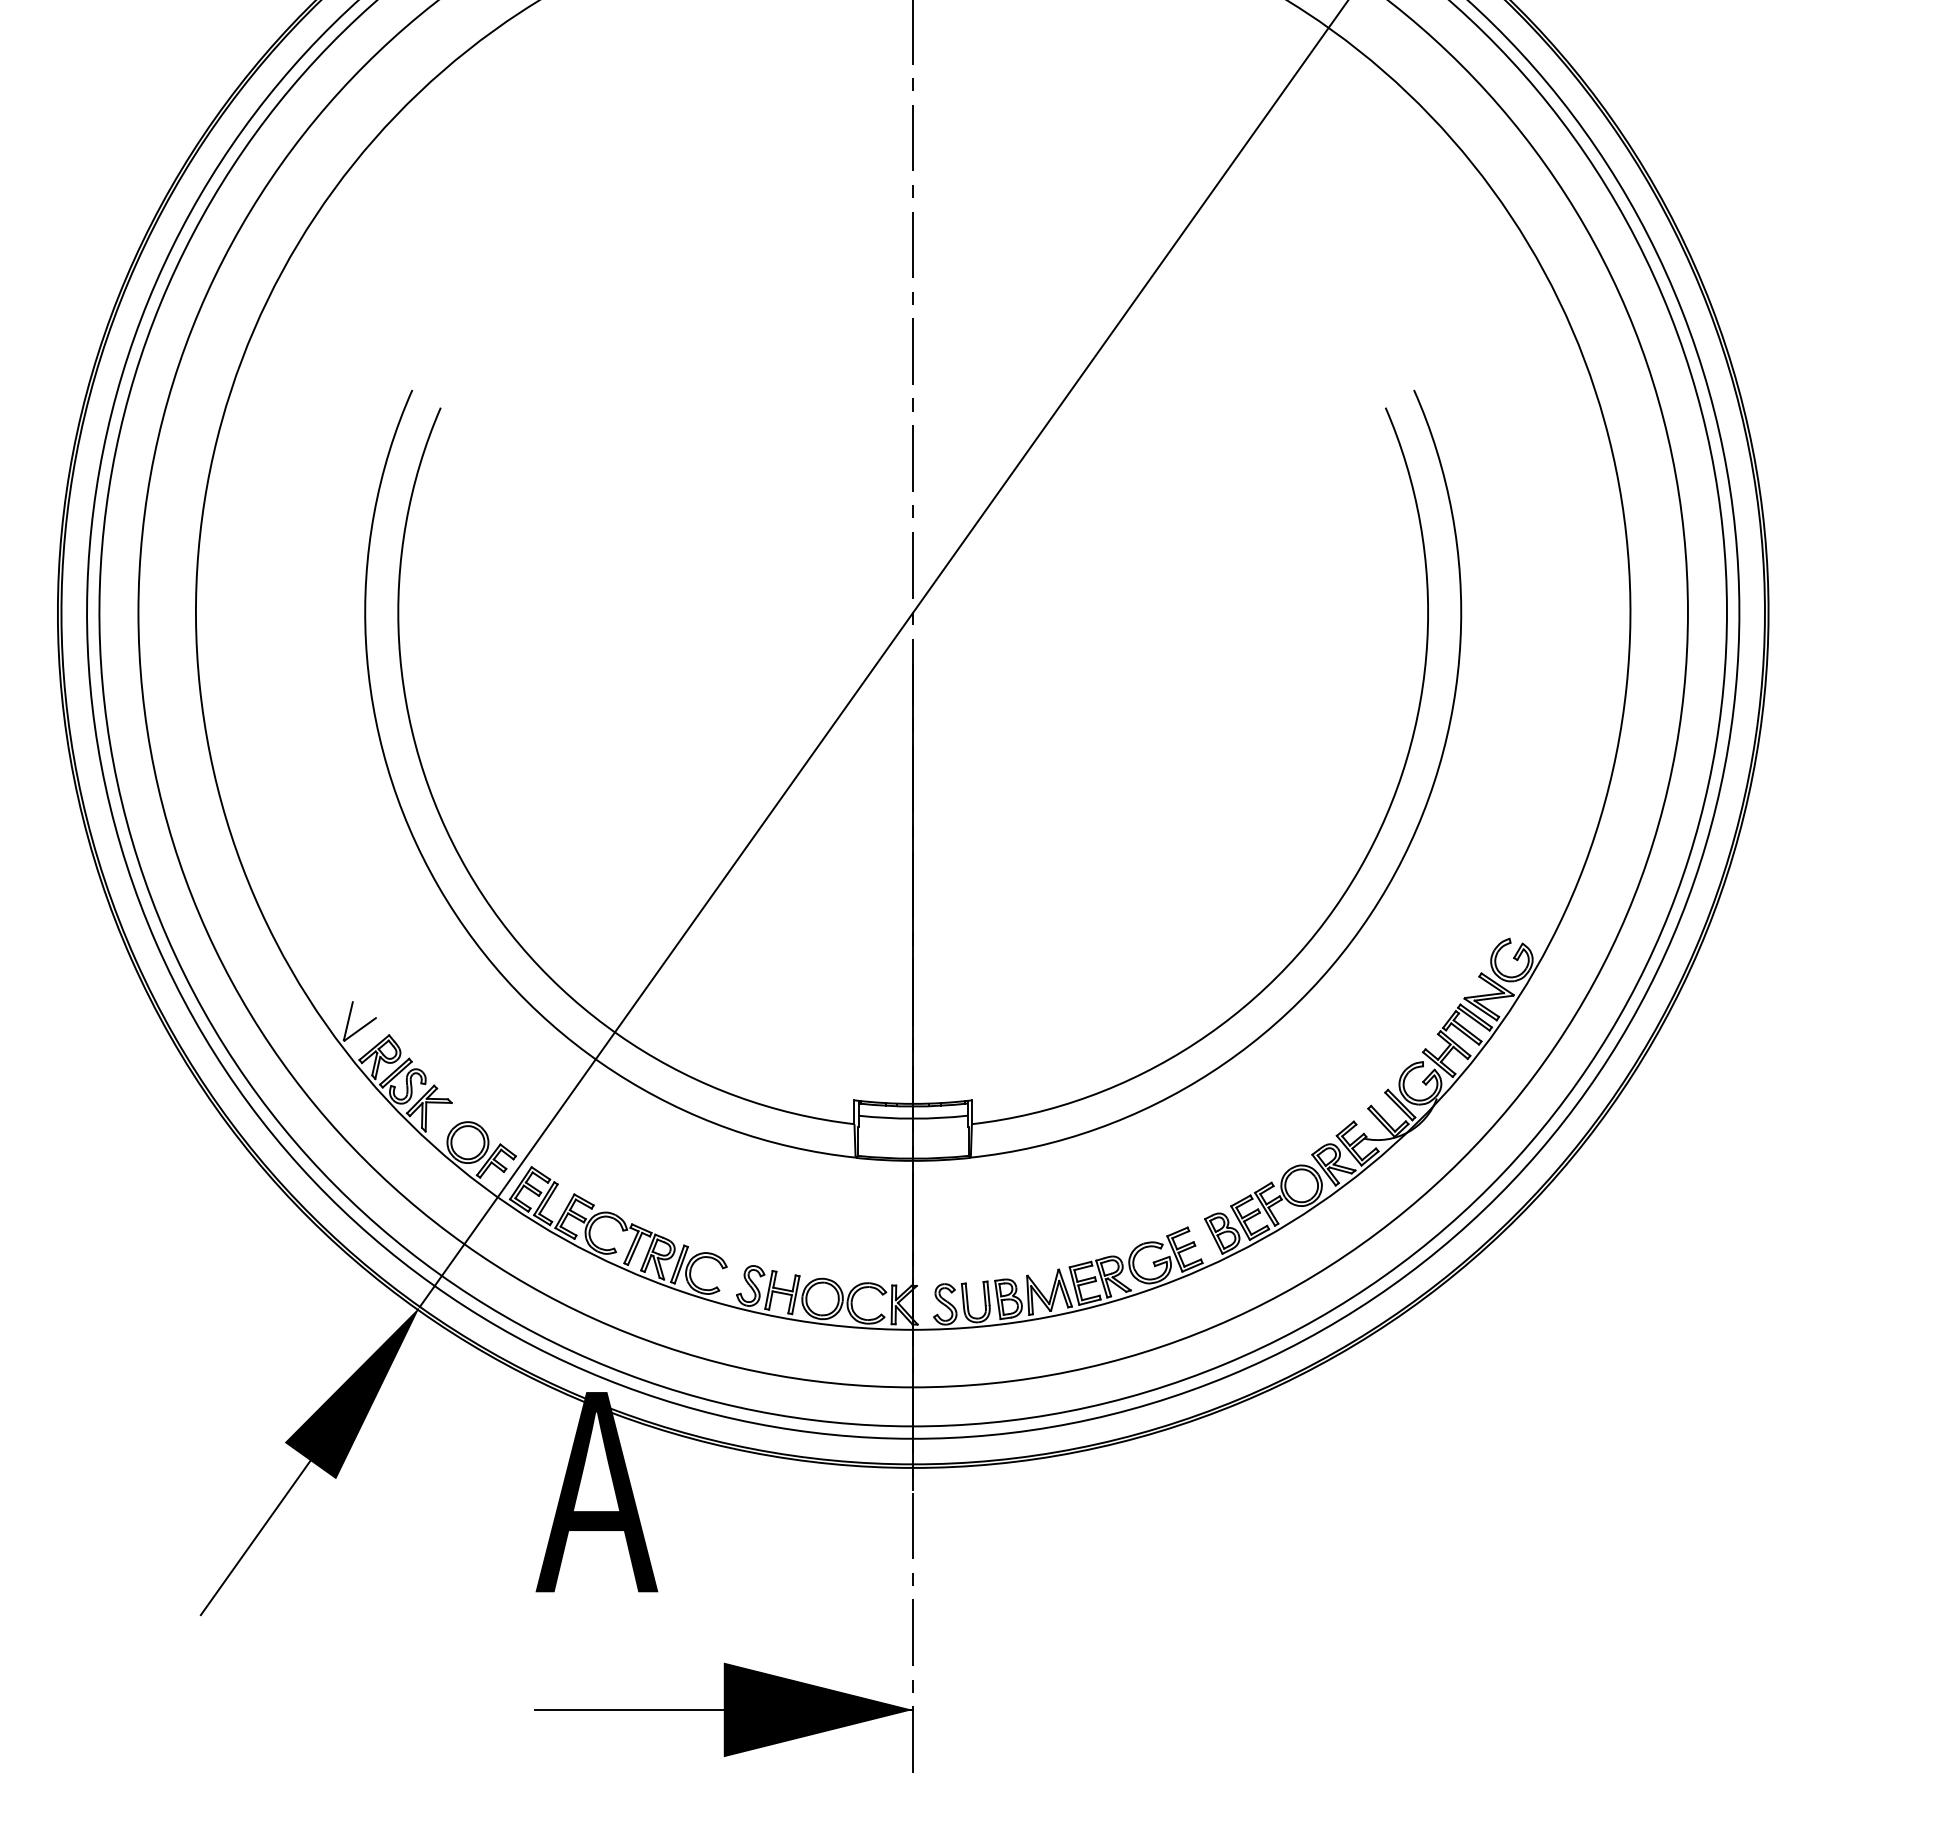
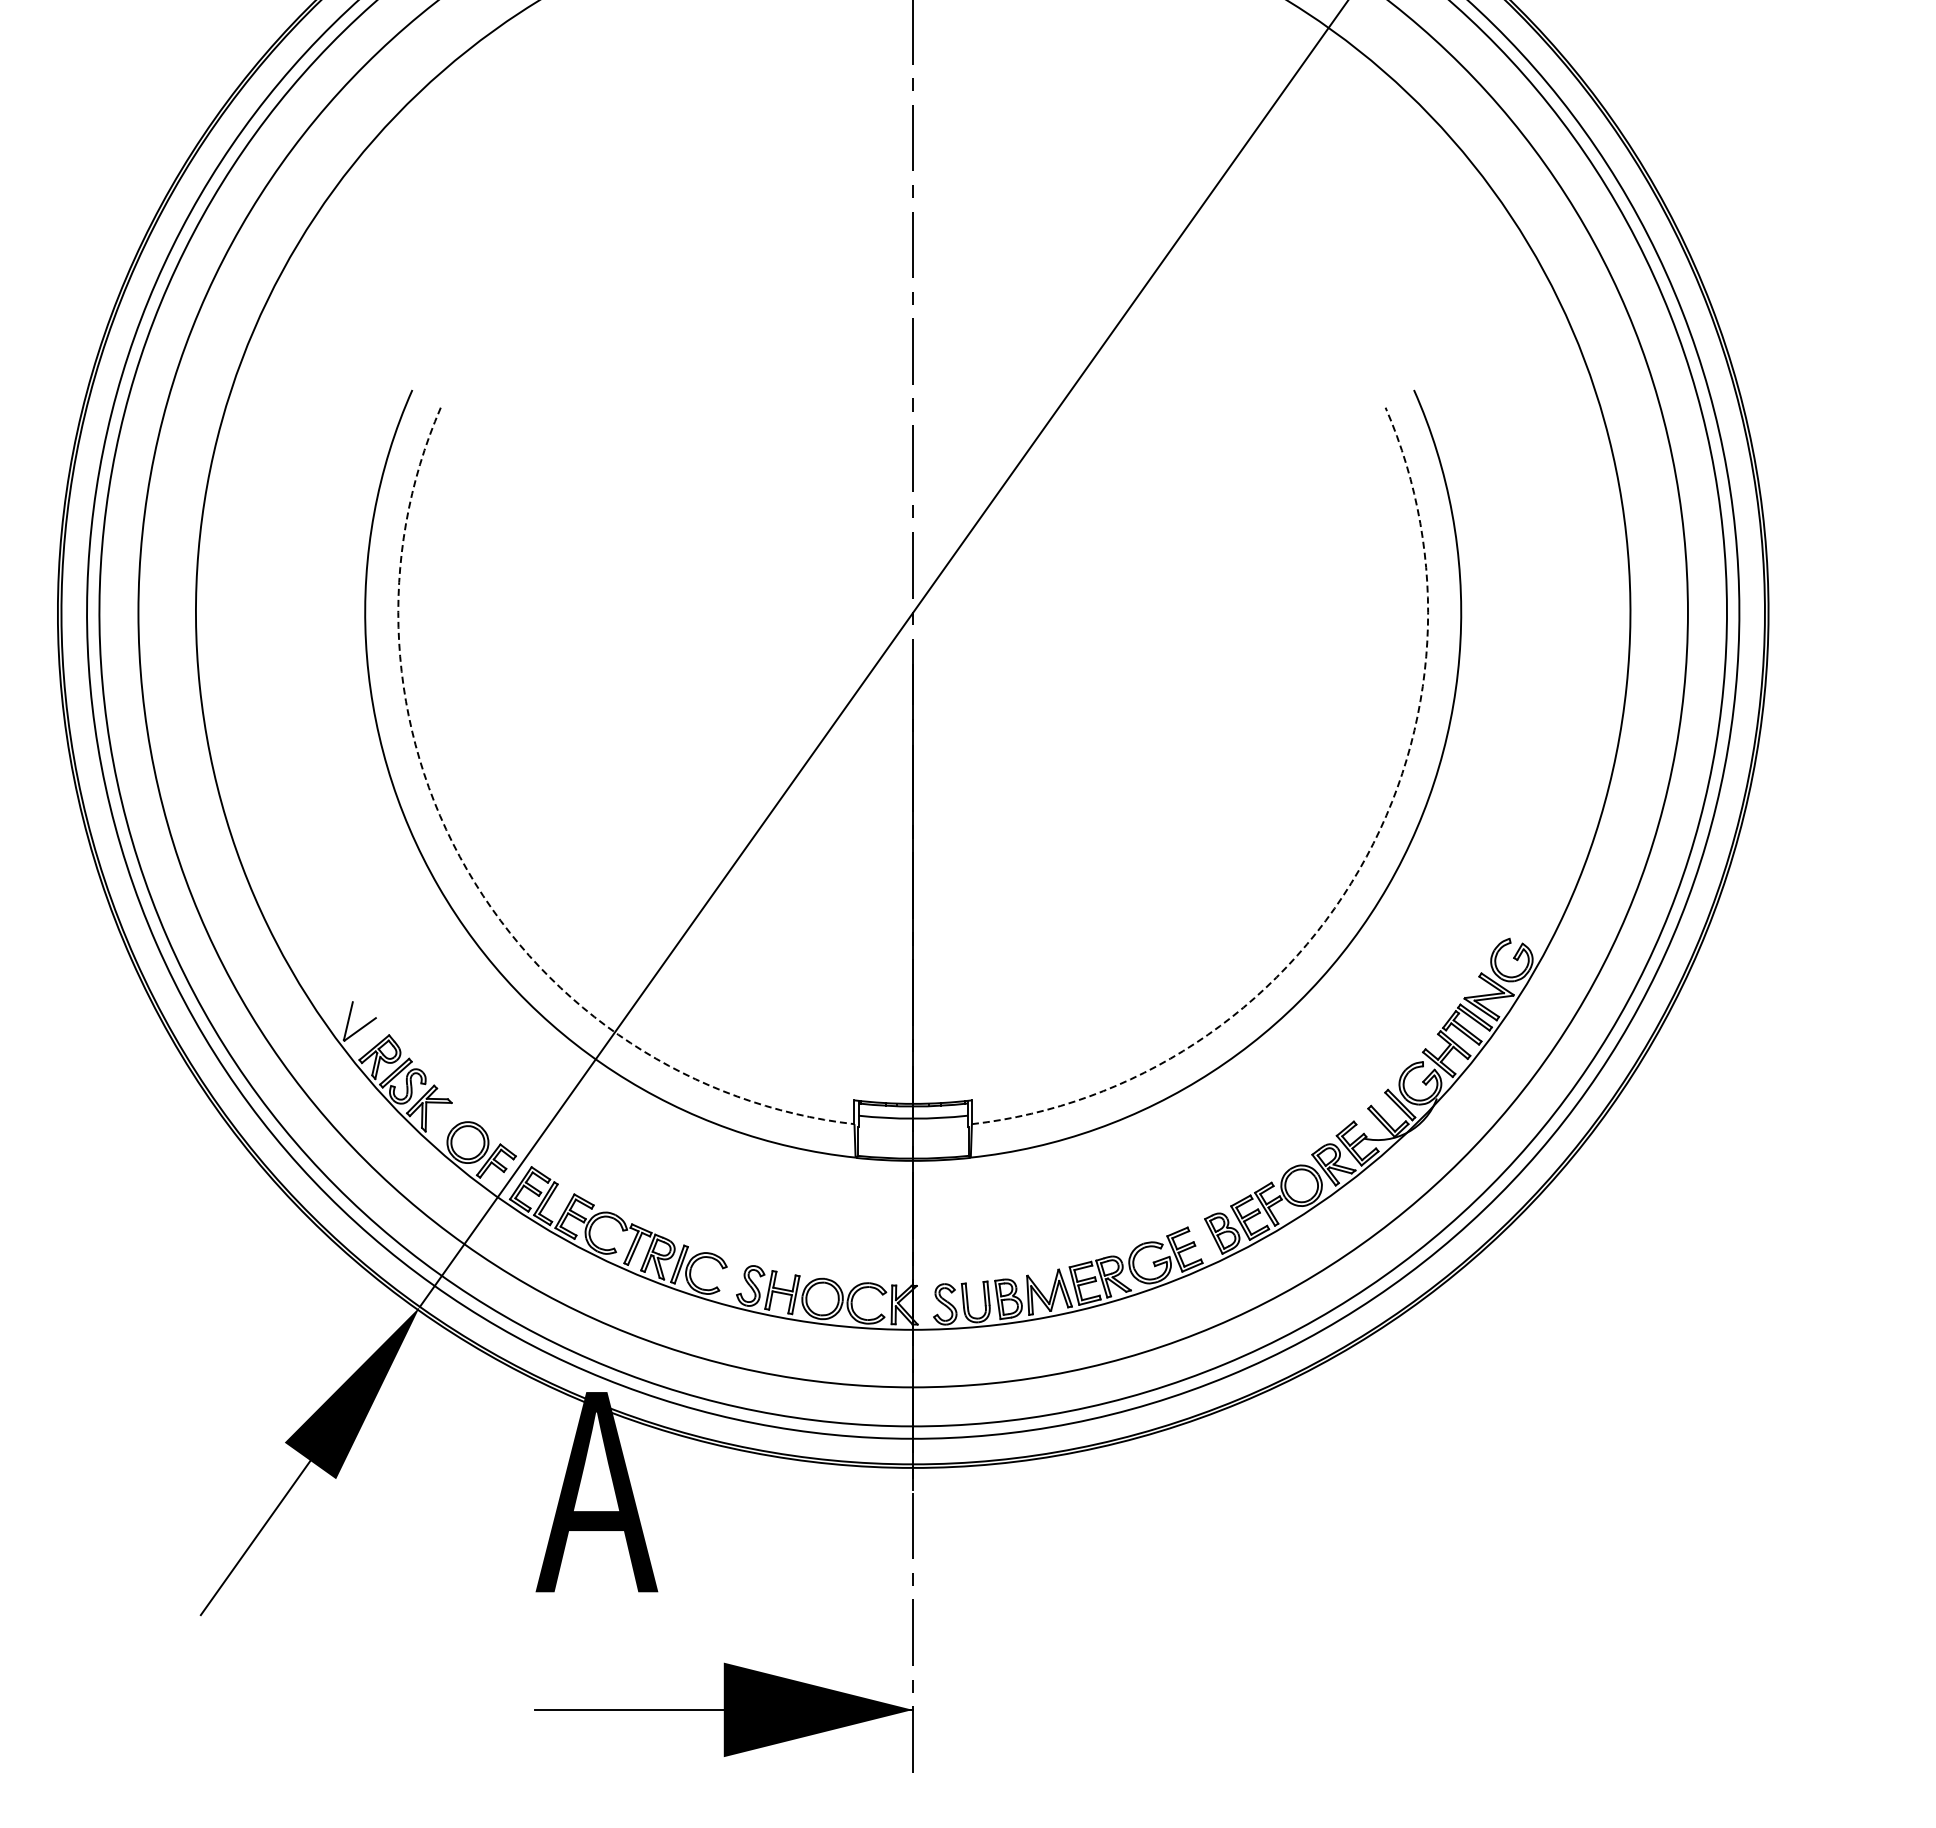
arc: solid -> dashed (467, 870)
arc: solid -> dashed (1359, 870)
